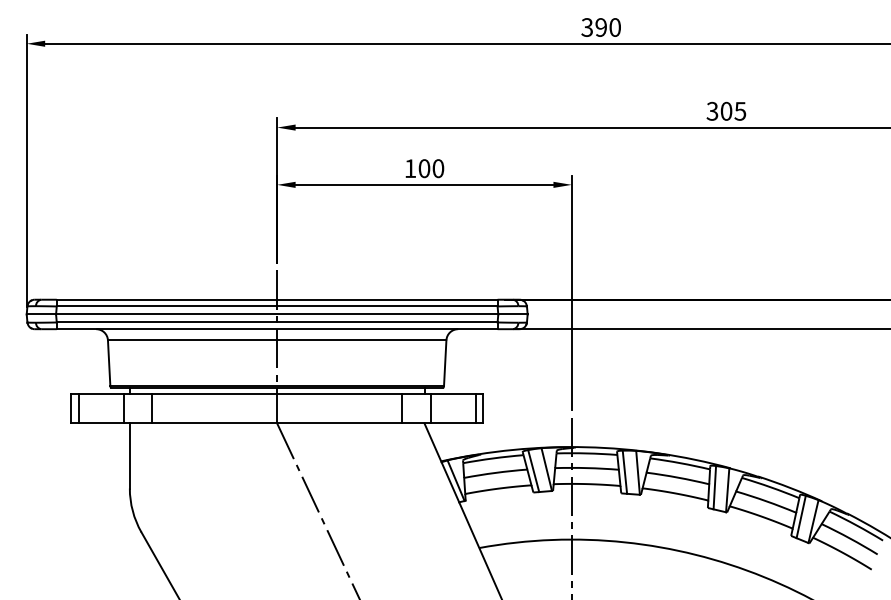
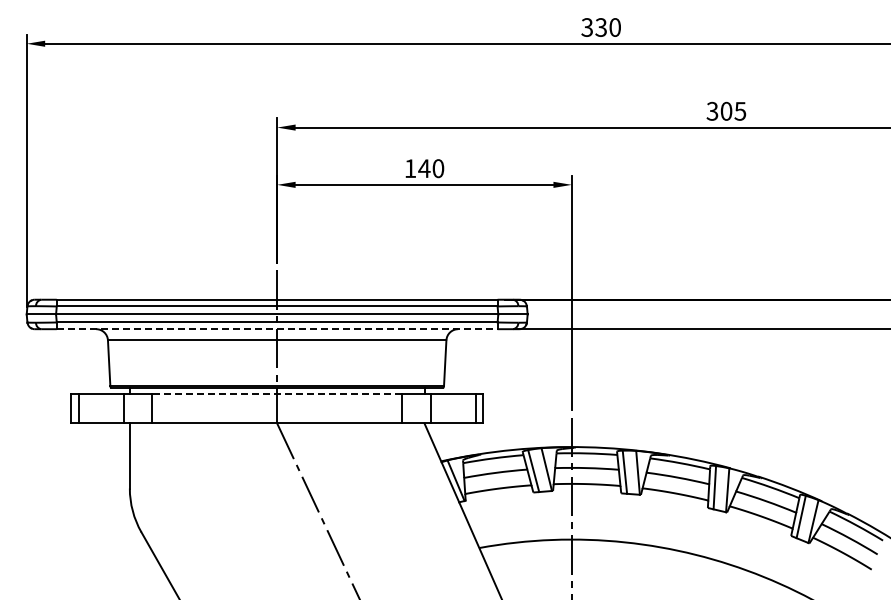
text: 390 -> 330 (600, 27)
text: 100 -> 140 (424, 168)
line: solid -> dashed (277, 329)
line: solid -> dashed (276, 394)
